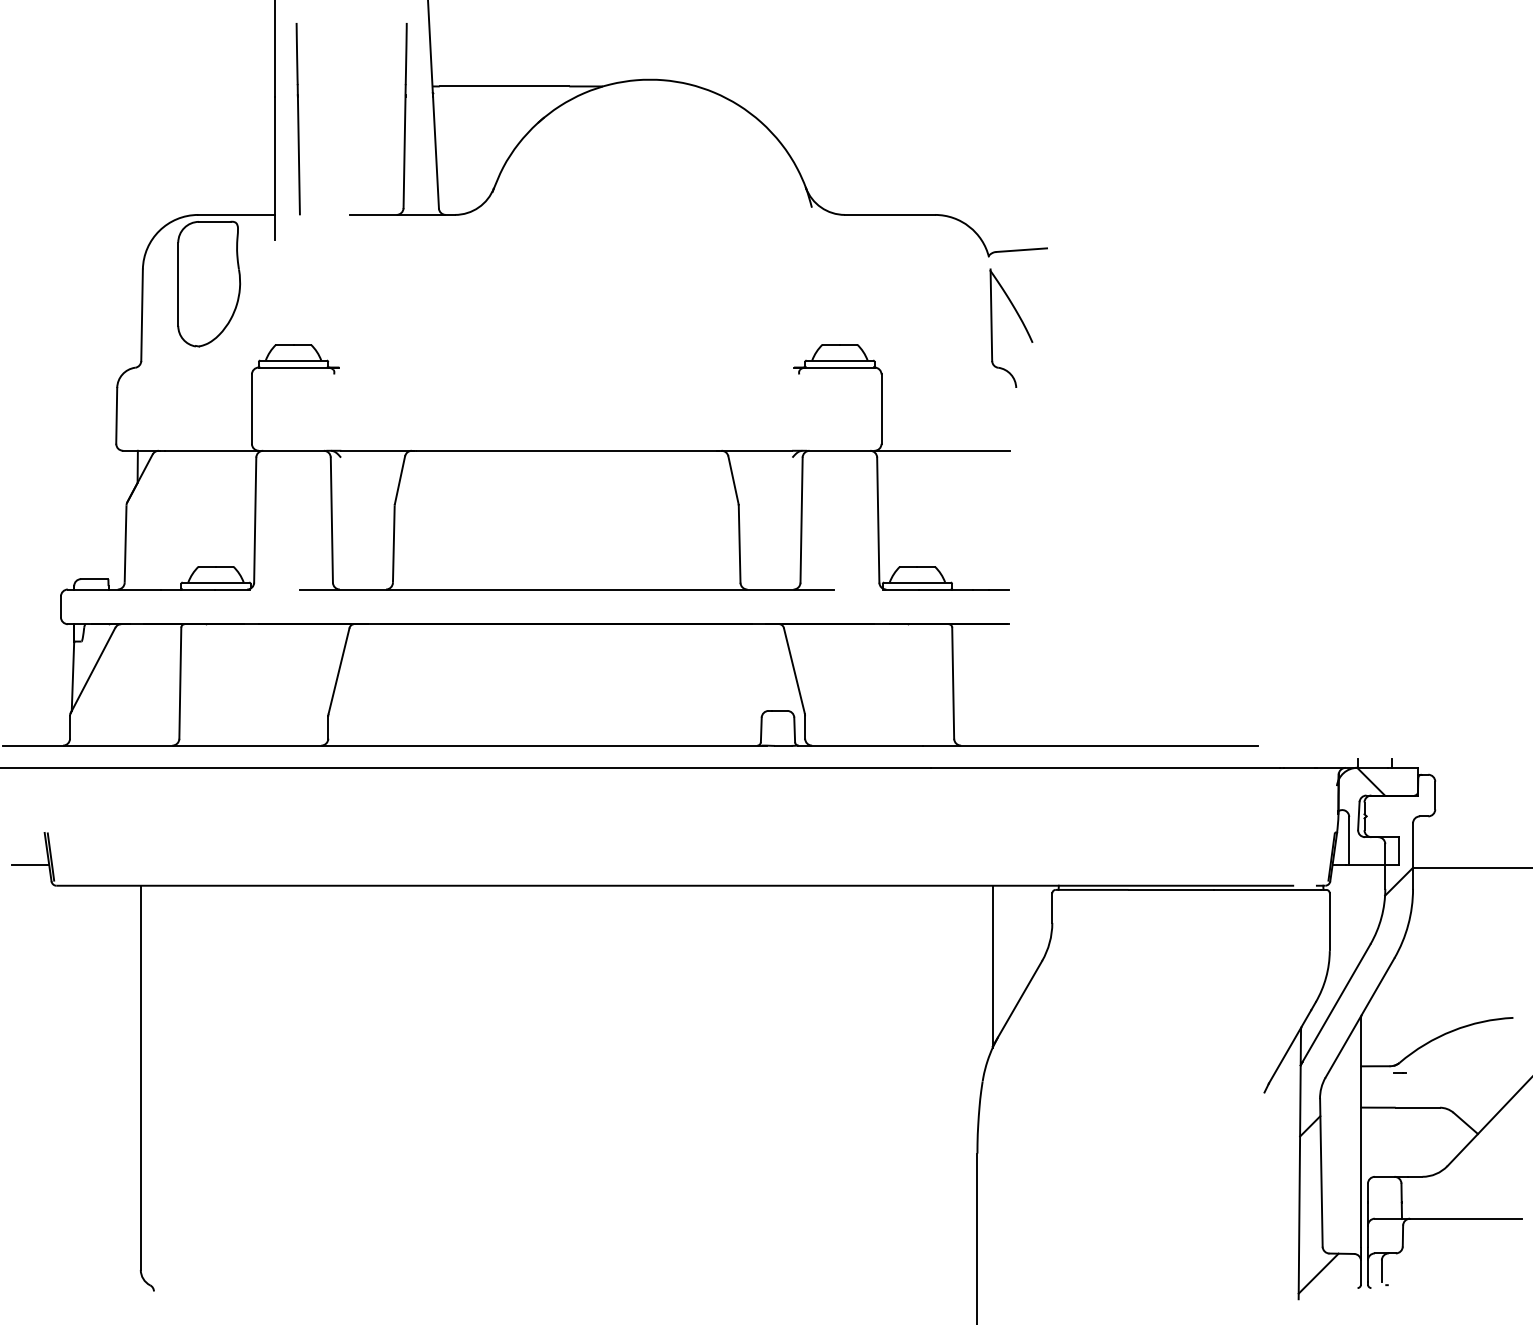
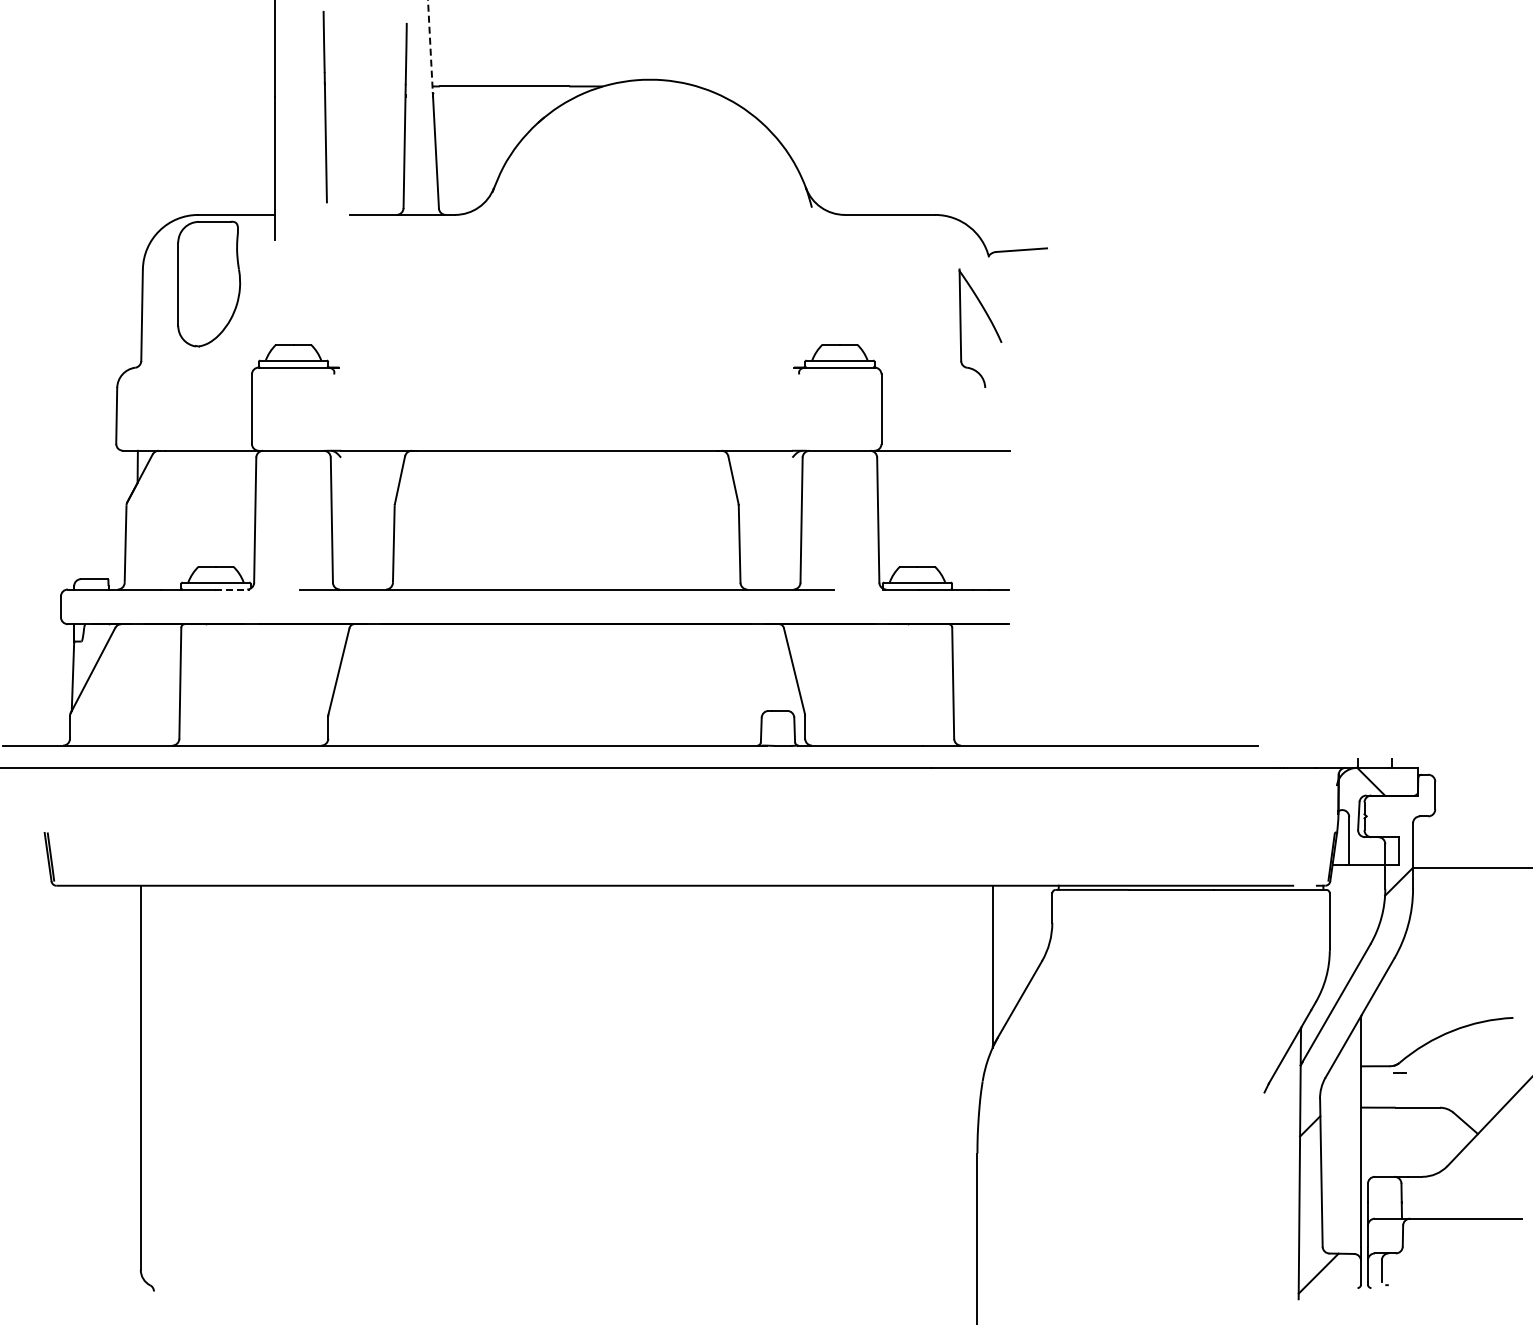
line: solid -> dashed (430, 47)
line position: (297, 119) -> (324, 107) (324, 107)
part position: (1021, 322) -> (990, 322) (990, 322)
line: solid -> dashed (232, 589)
line: present -> none (30, 864)
